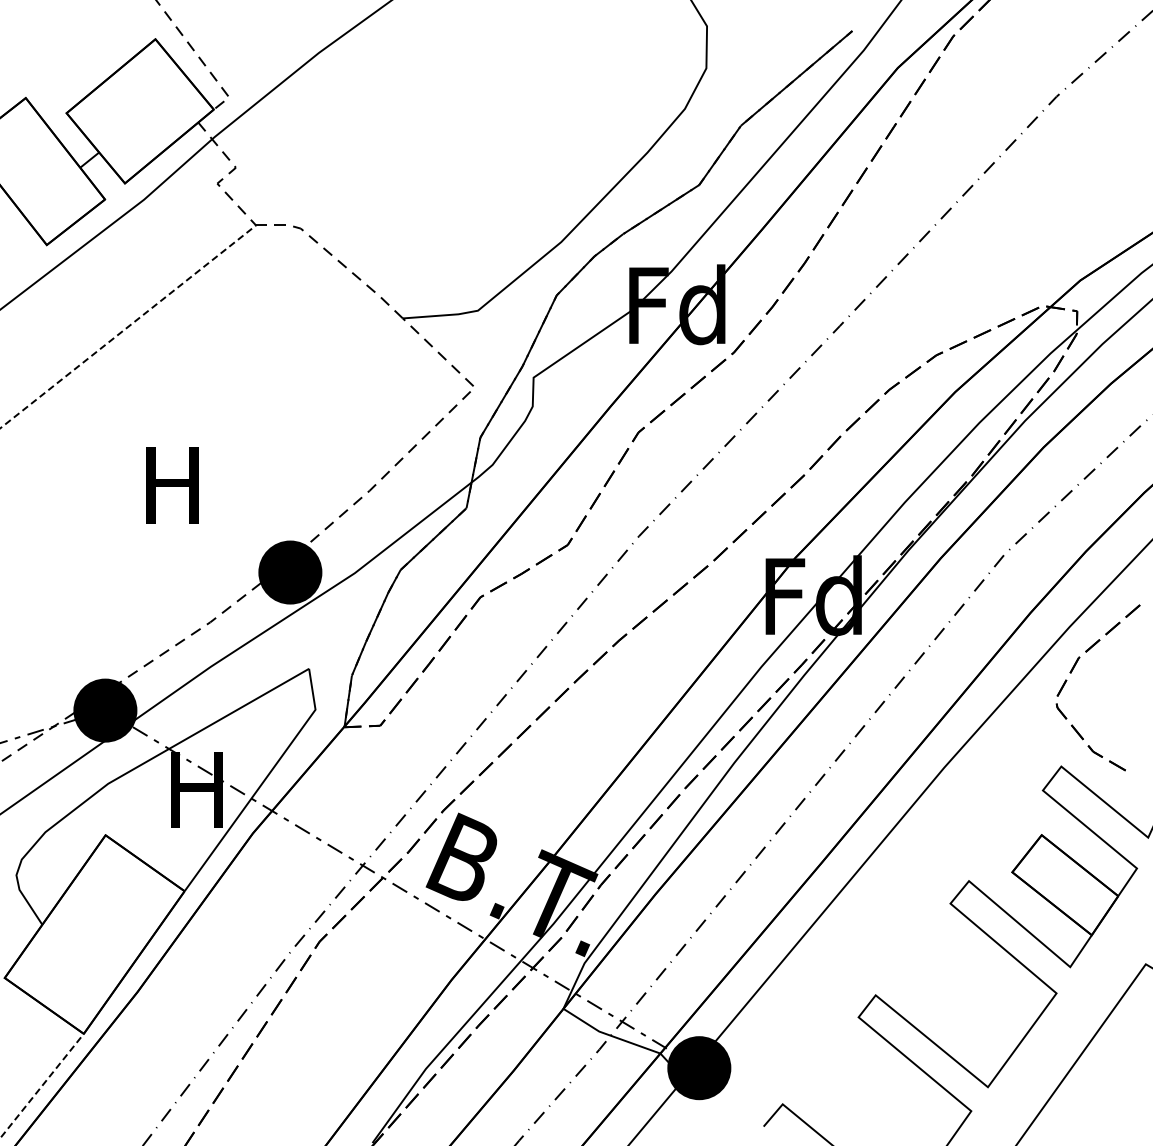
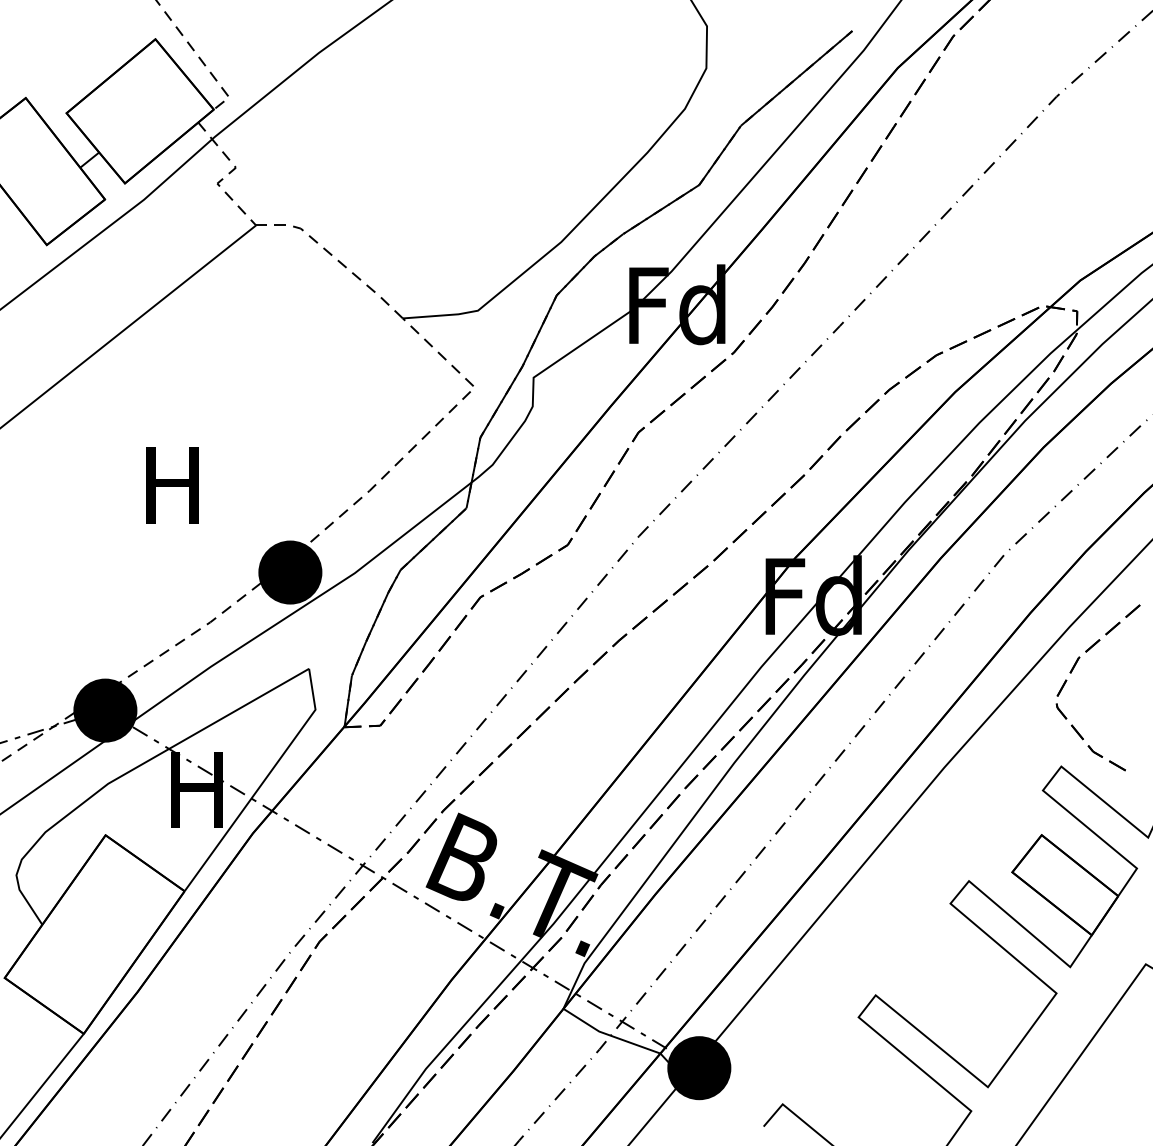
line: dashed -> solid (128, 326)
line: dashed -> solid (42, 1086)
